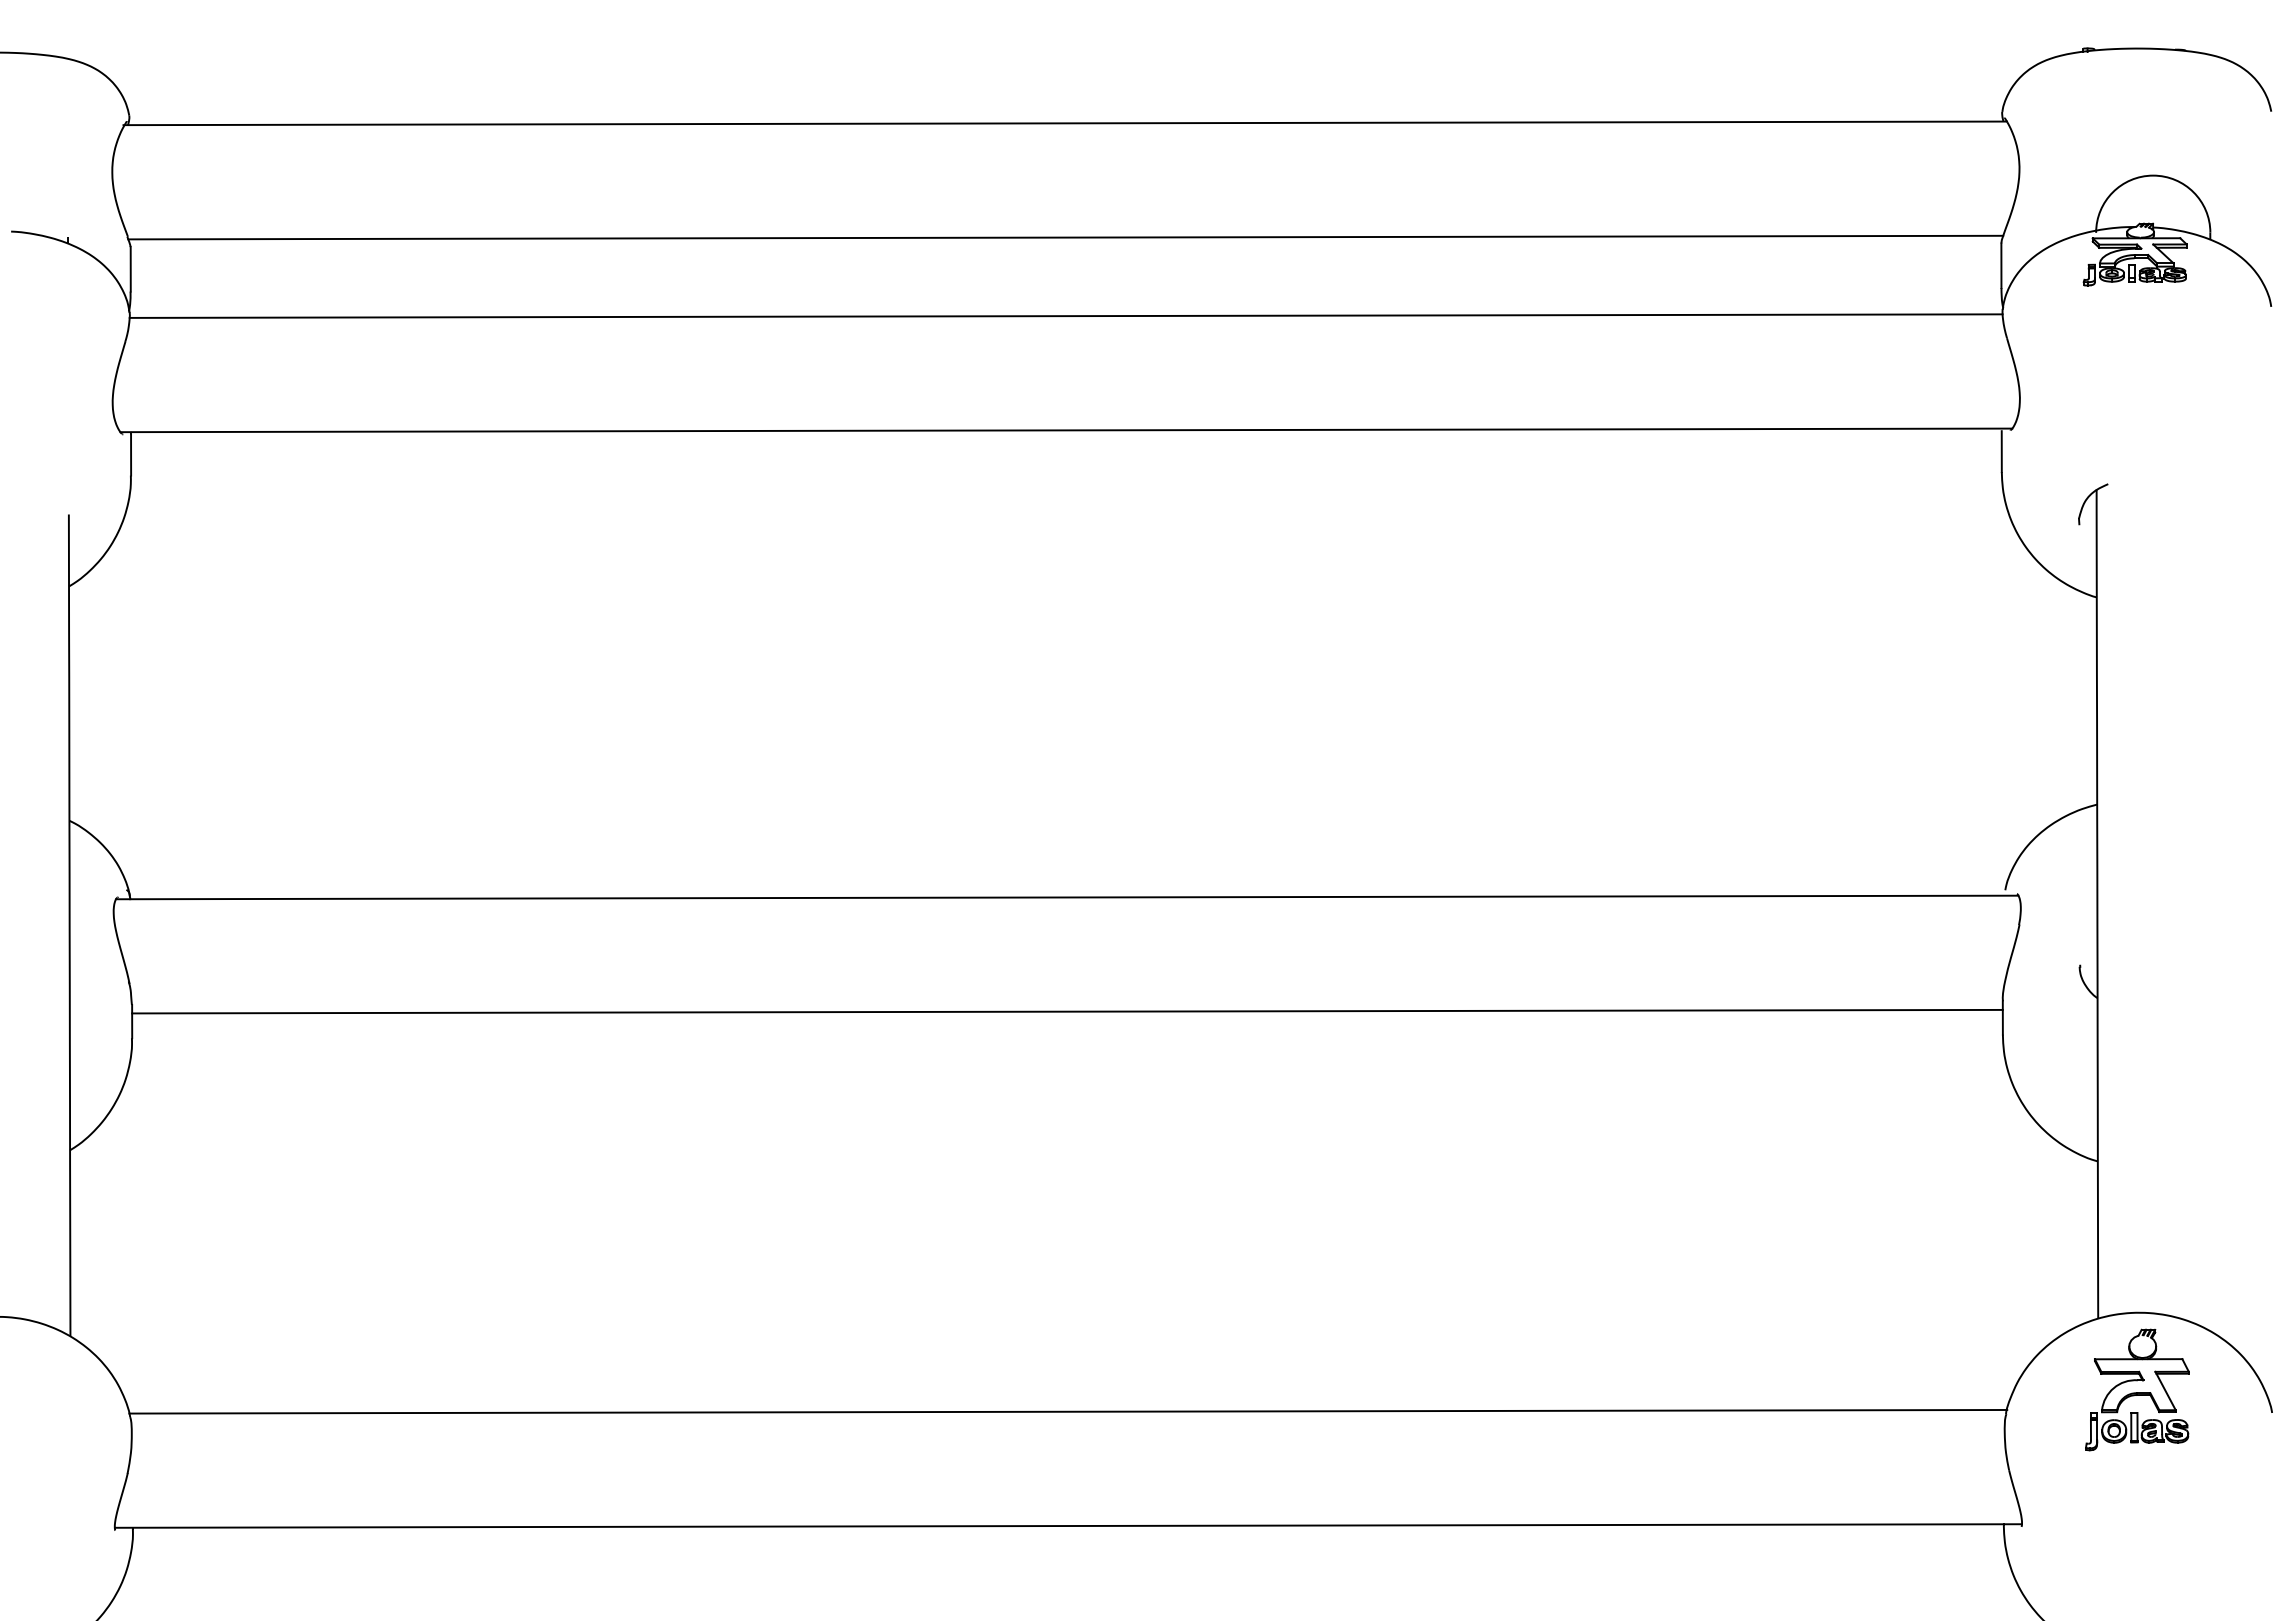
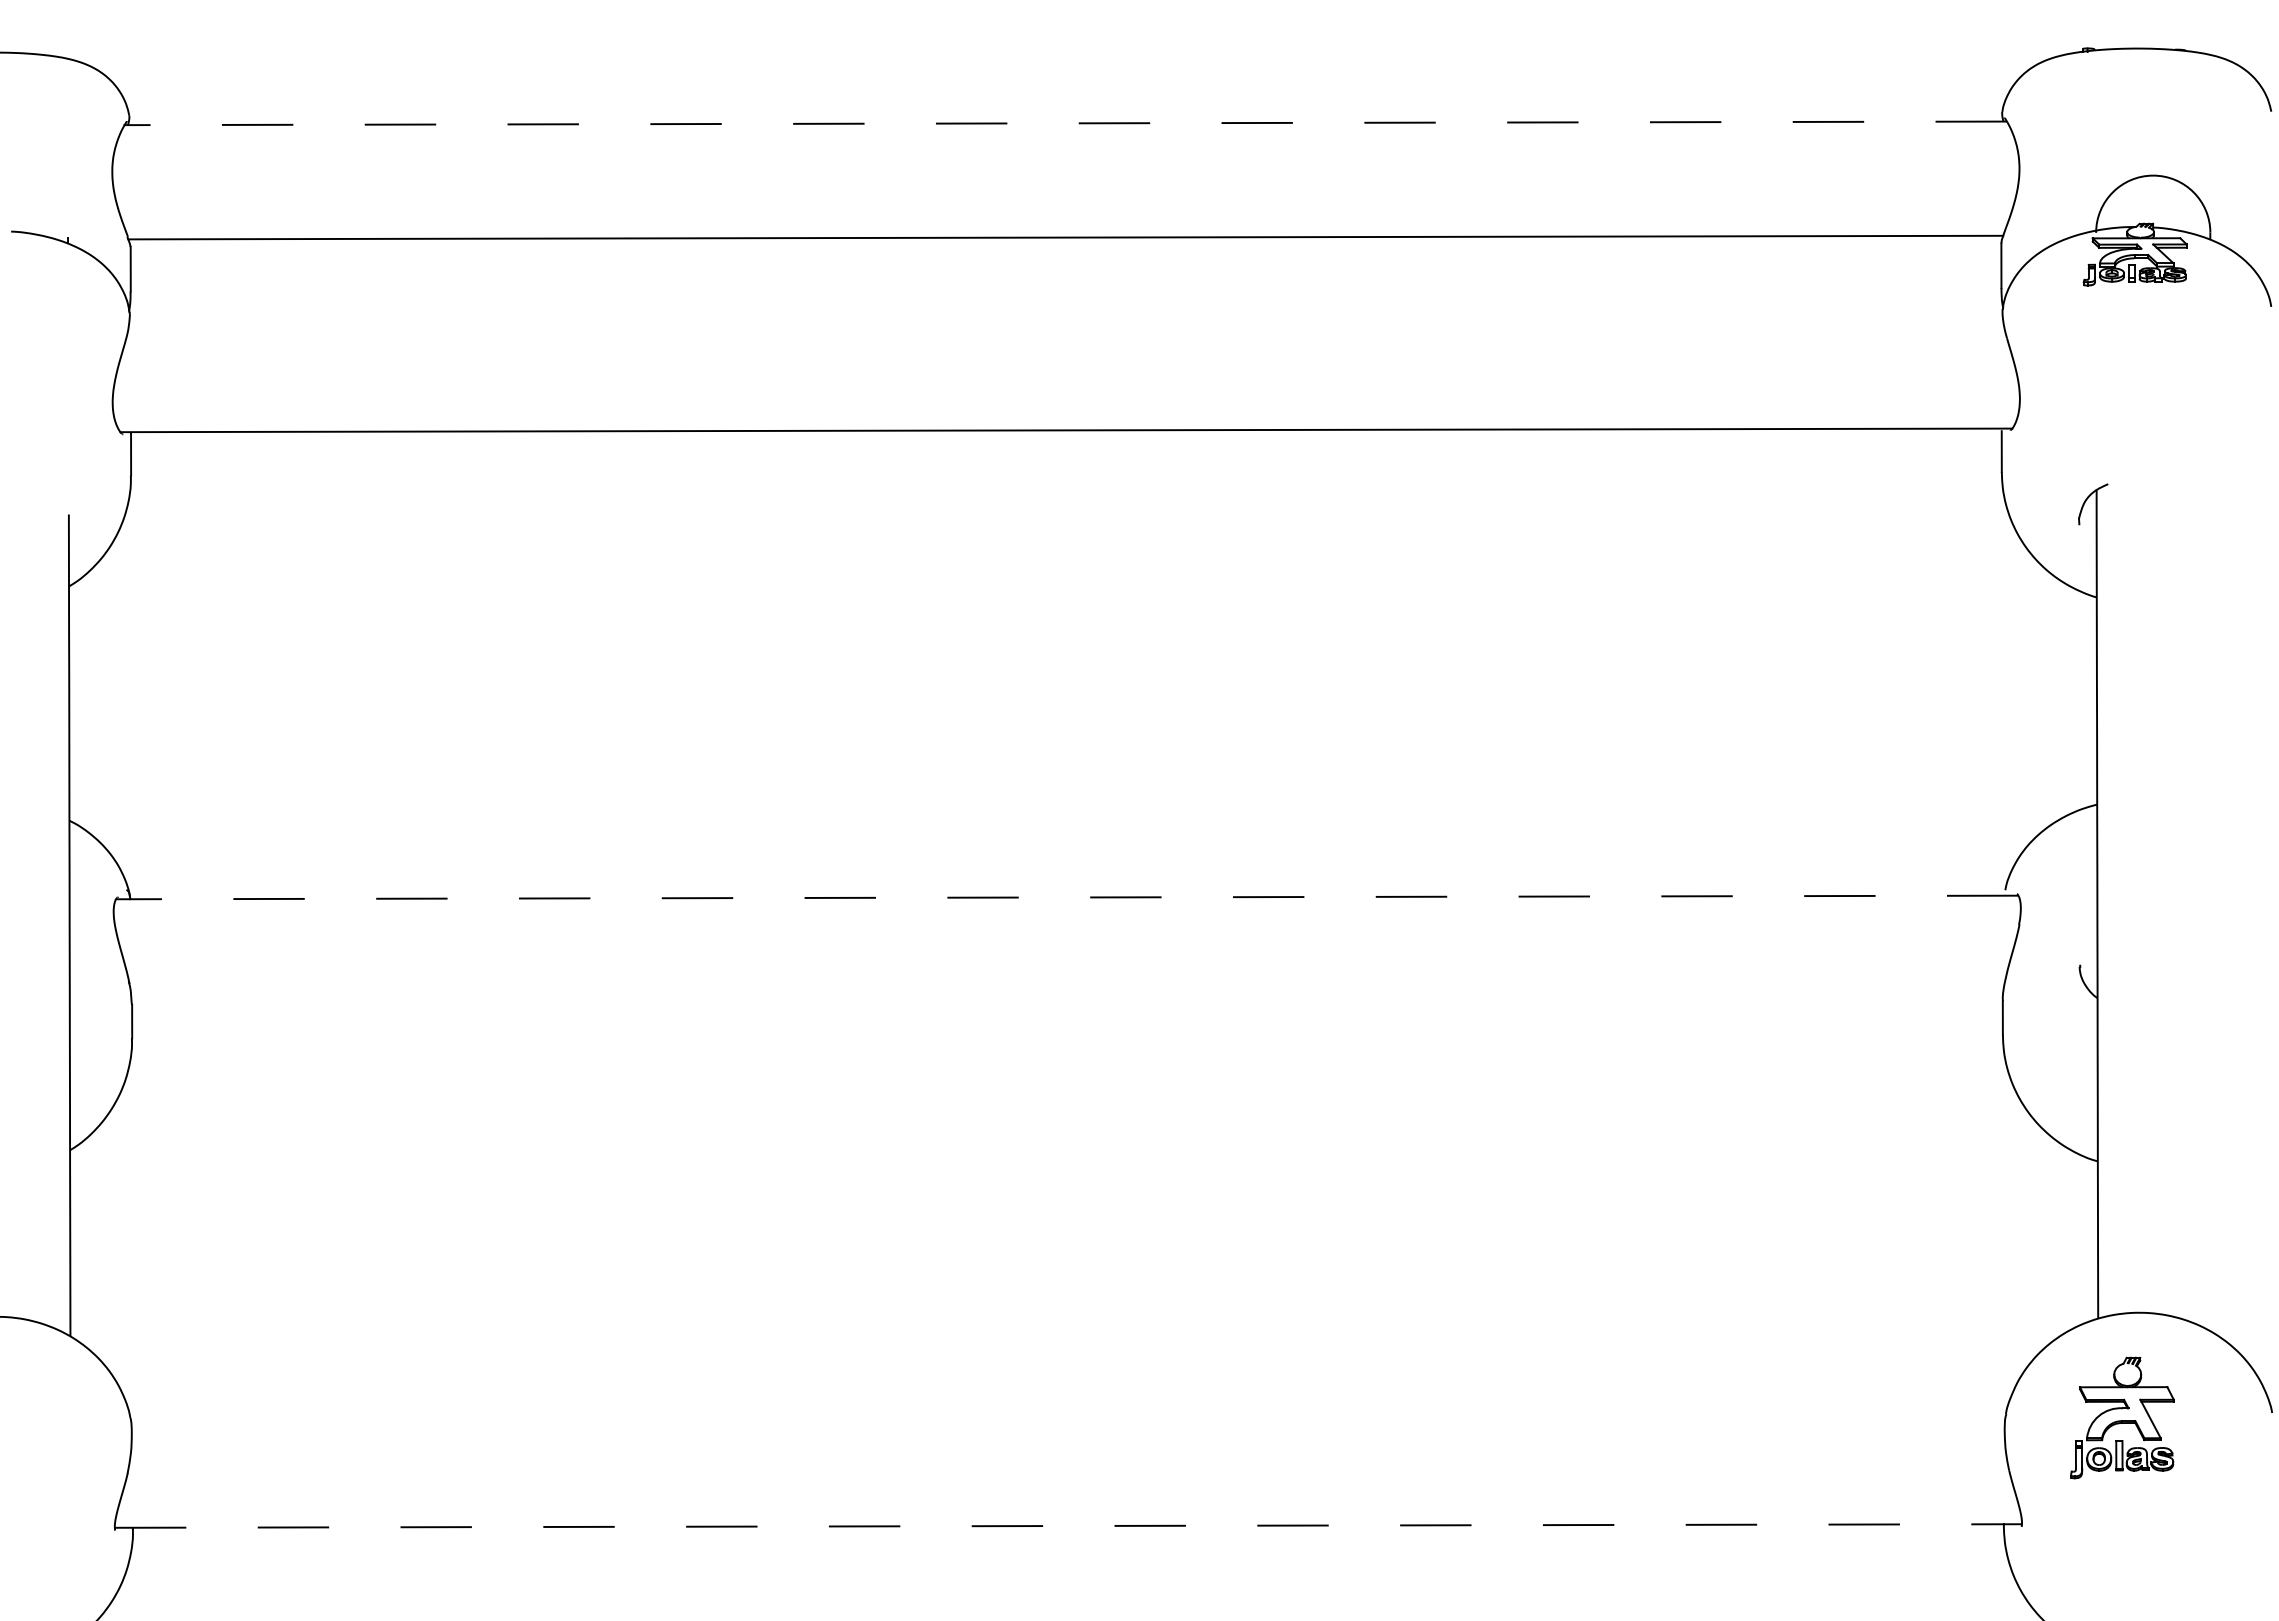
line: solid -> dashed (1065, 123)
line: present -> none (1065, 315)
line: solid -> dashed (1066, 897)
line: present -> none (1067, 1011)
part position: (2137, 1389) -> (2122, 1417) (2122, 1417)
line: present -> none (1068, 1411)
line: solid -> dashed (1068, 1526)
